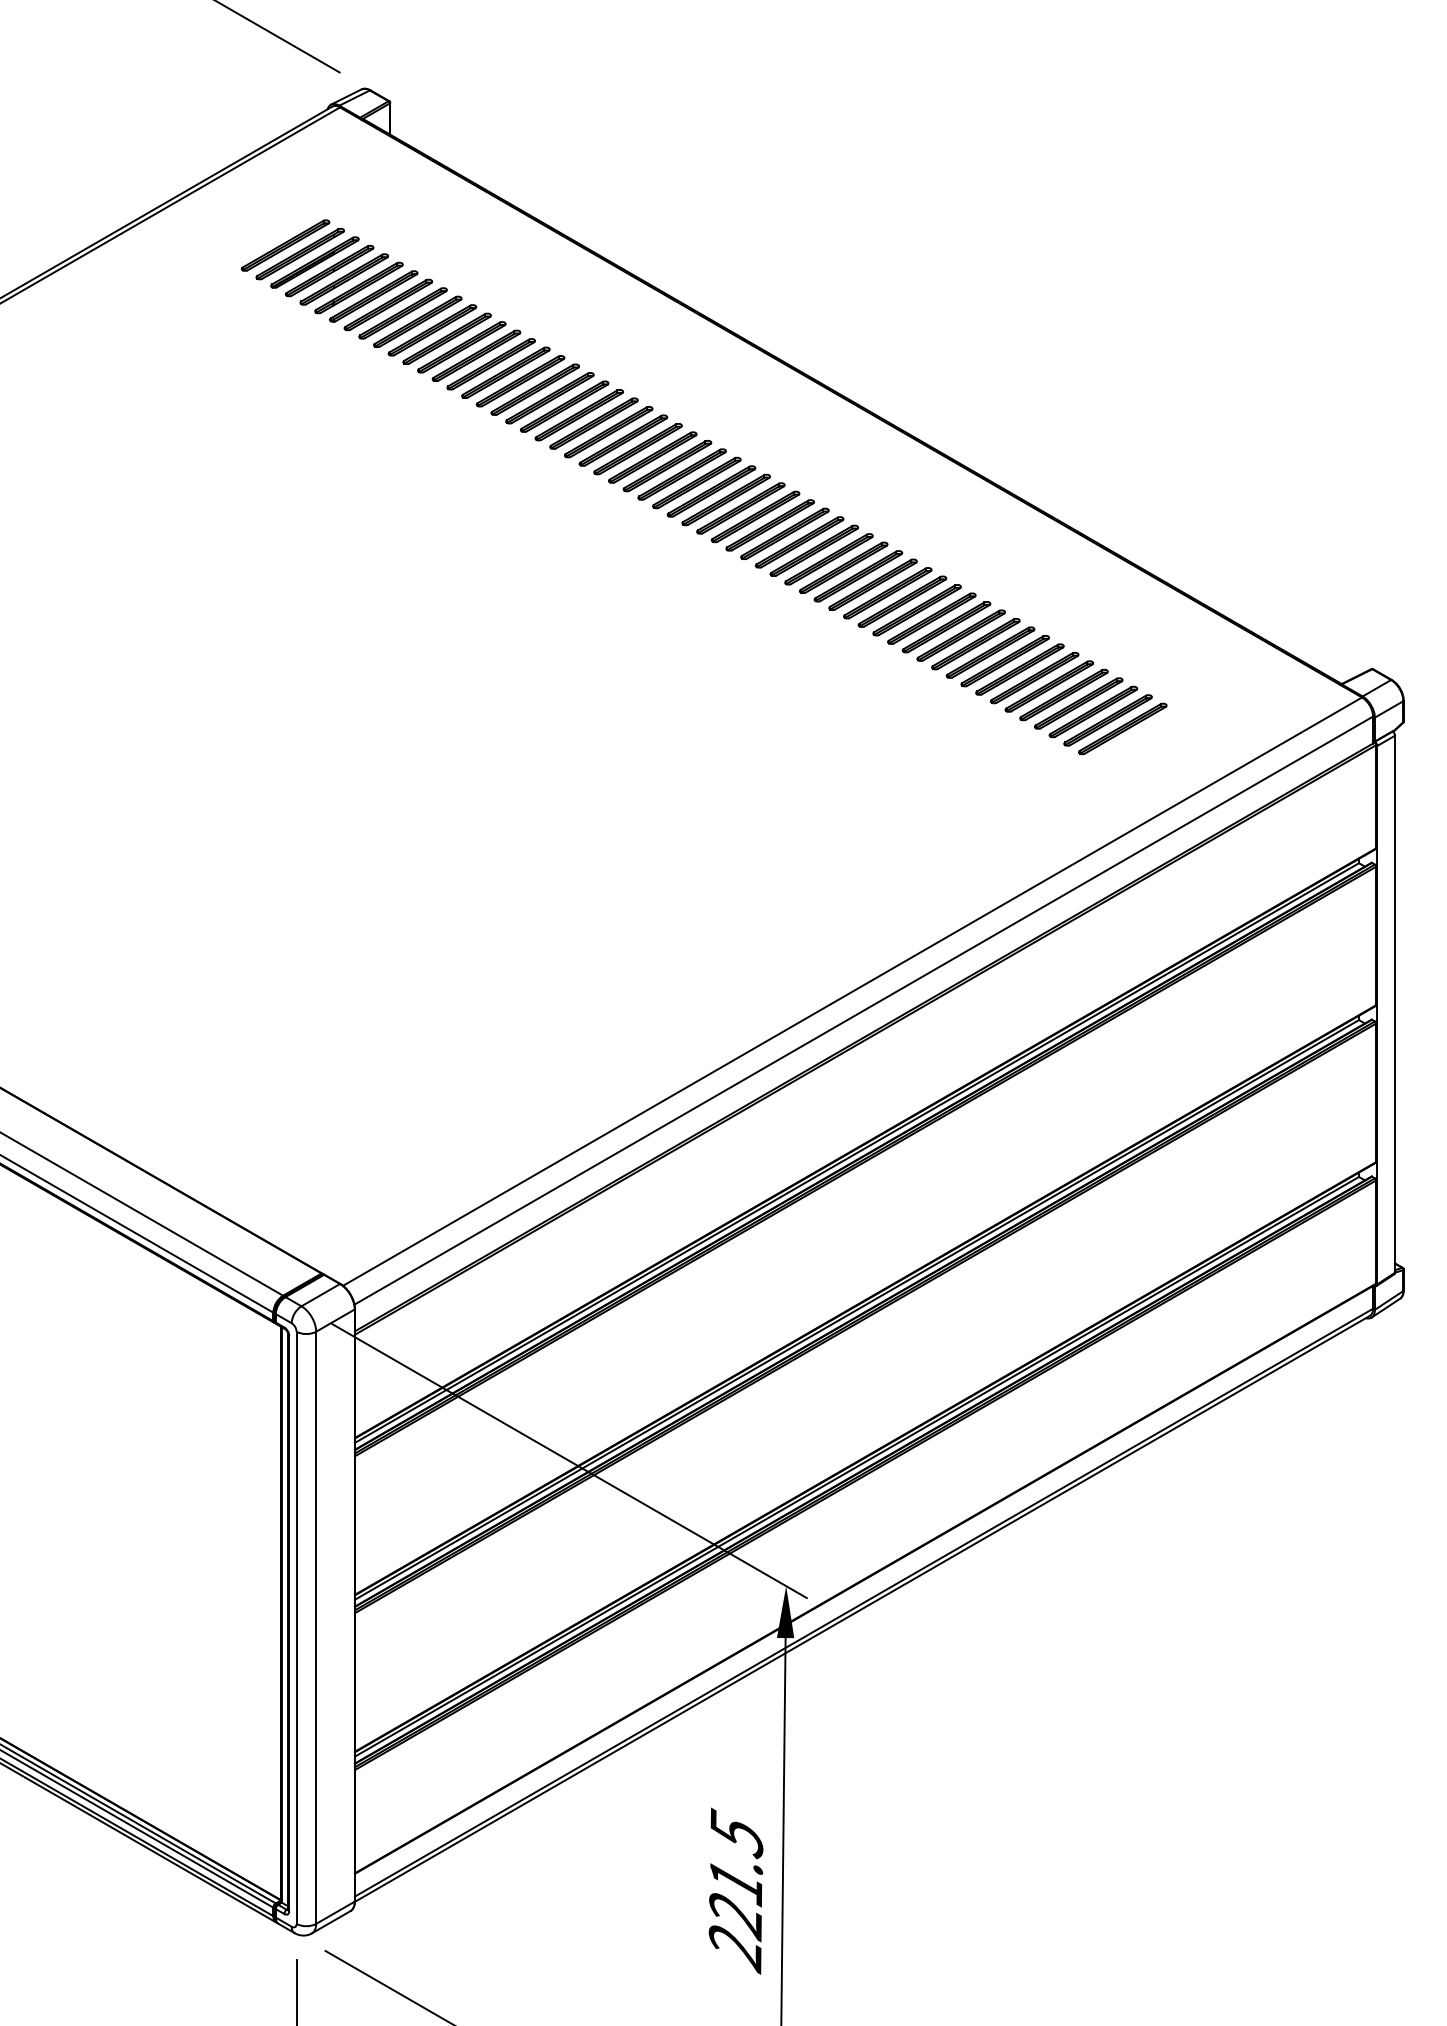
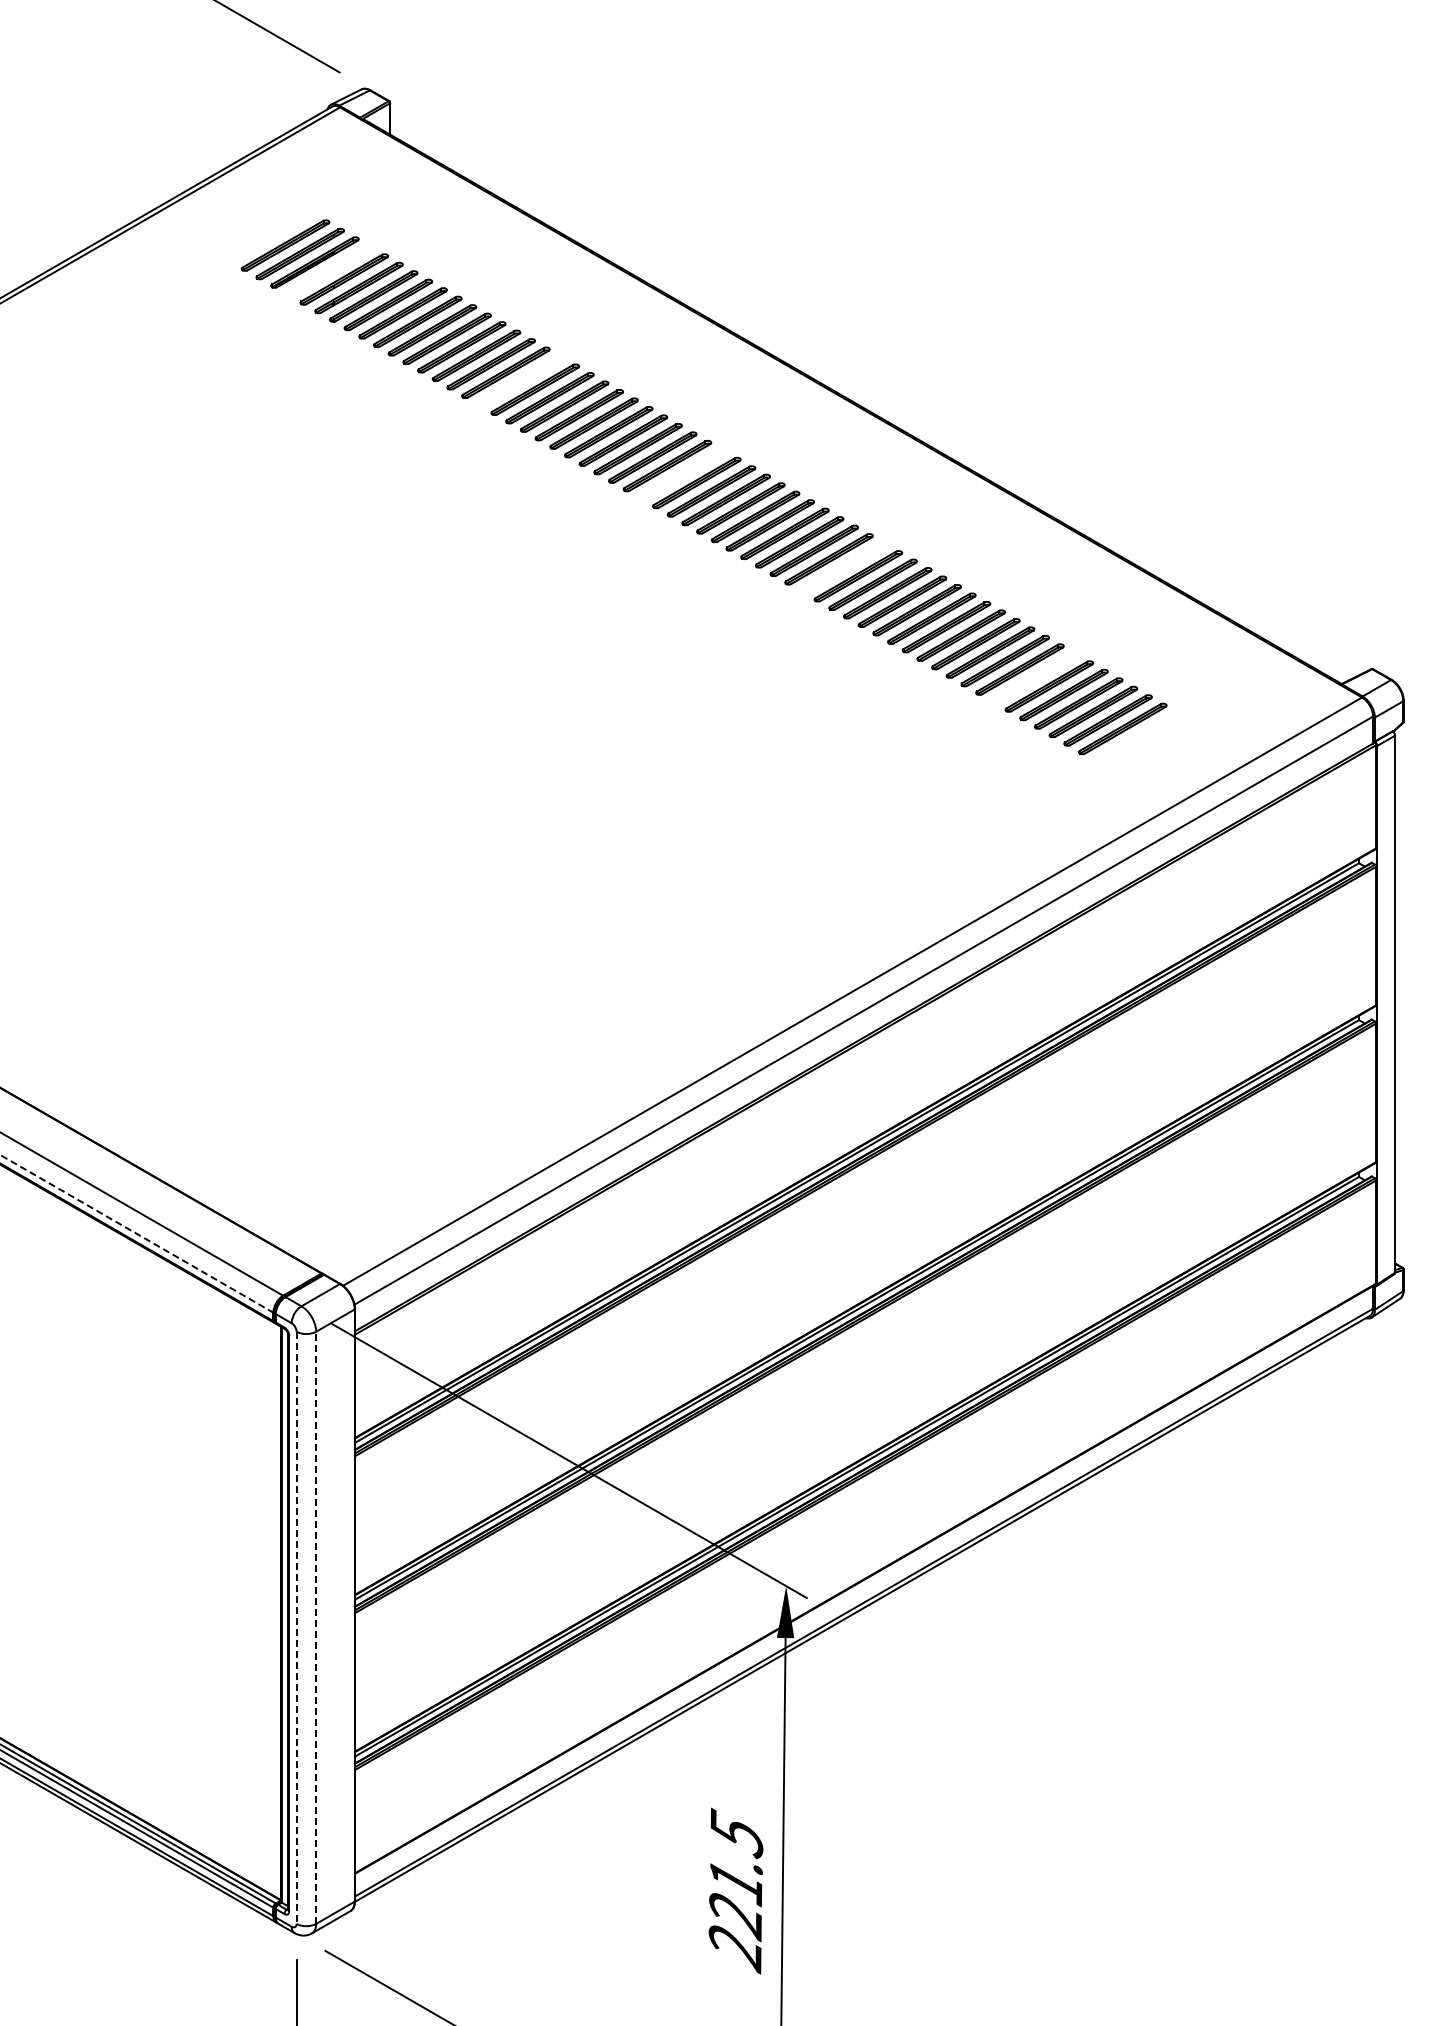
part: present -> none (329, 270)
part: present -> none (520, 381)
part: present -> none (681, 474)
part: present -> none (843, 567)
part: present -> none (1034, 678)
line: solid -> dashed (137, 1234)
line: solid -> dashed (316, 1627)
line: solid -> dashed (296, 1628)
